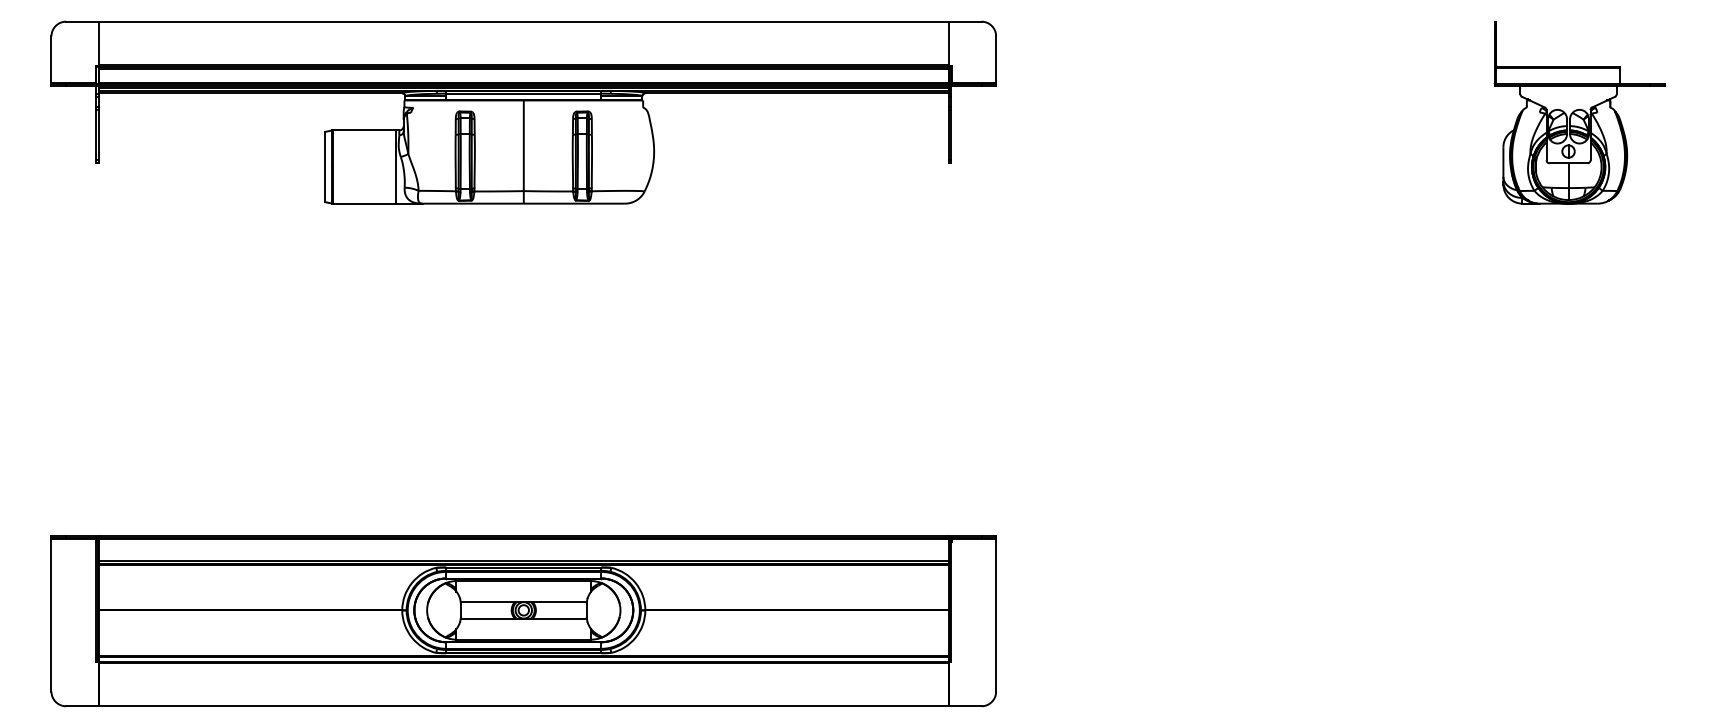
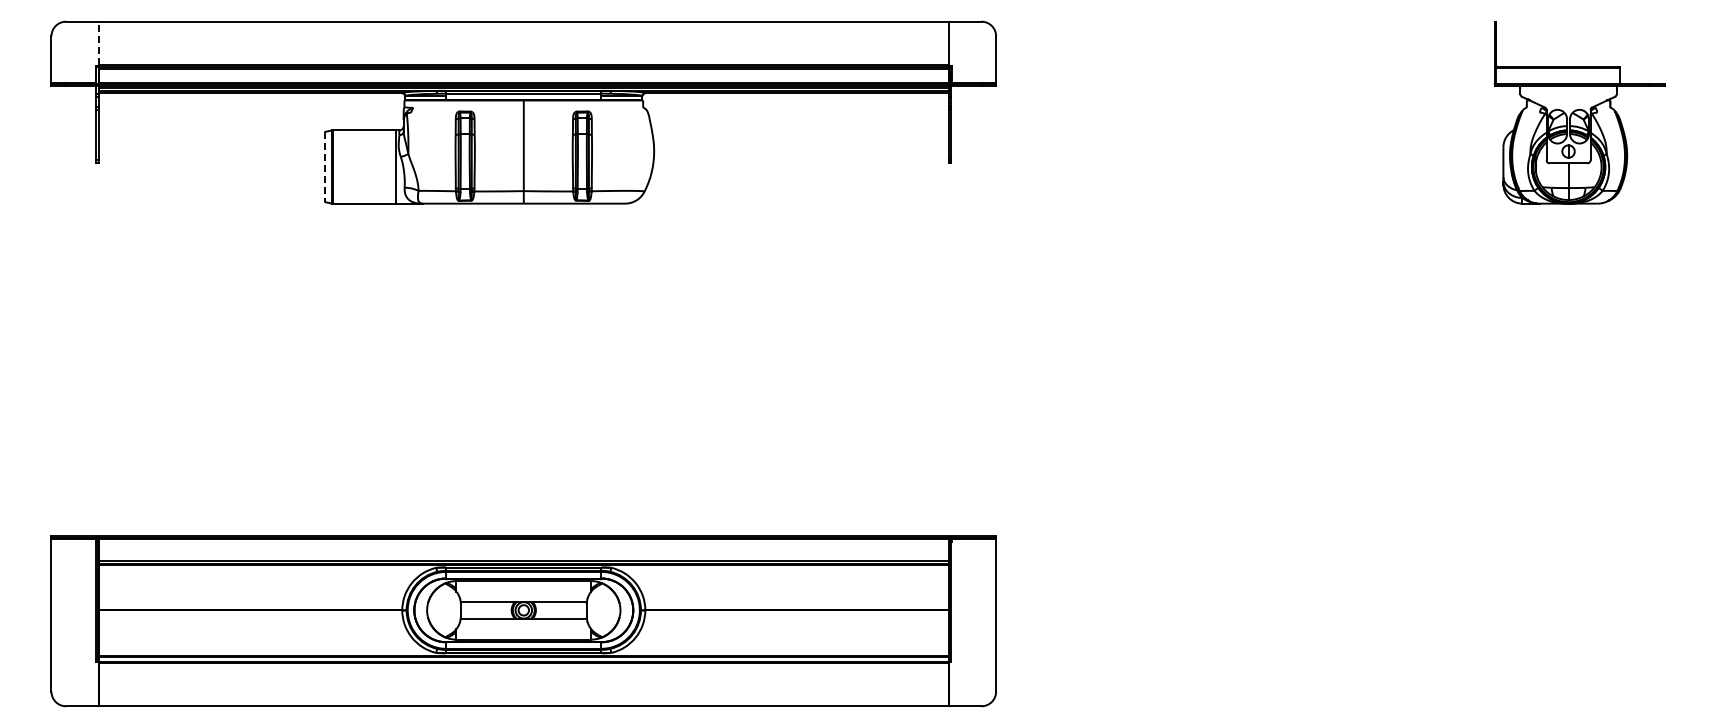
line: solid -> dashed (99, 43)
line: solid -> dashed (325, 167)
